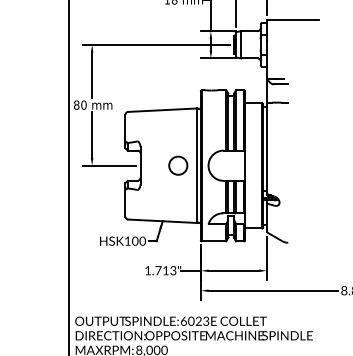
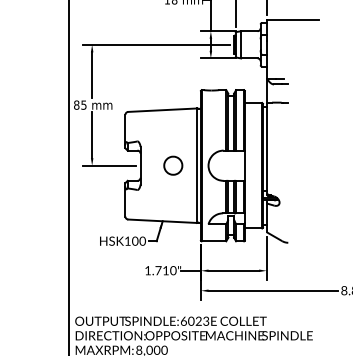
text: 80 -> 85 (83, 104)
part position: (178, 165) -> (173, 165) (173, 165)
text: 1.713" -> 1.710" (173, 270)
